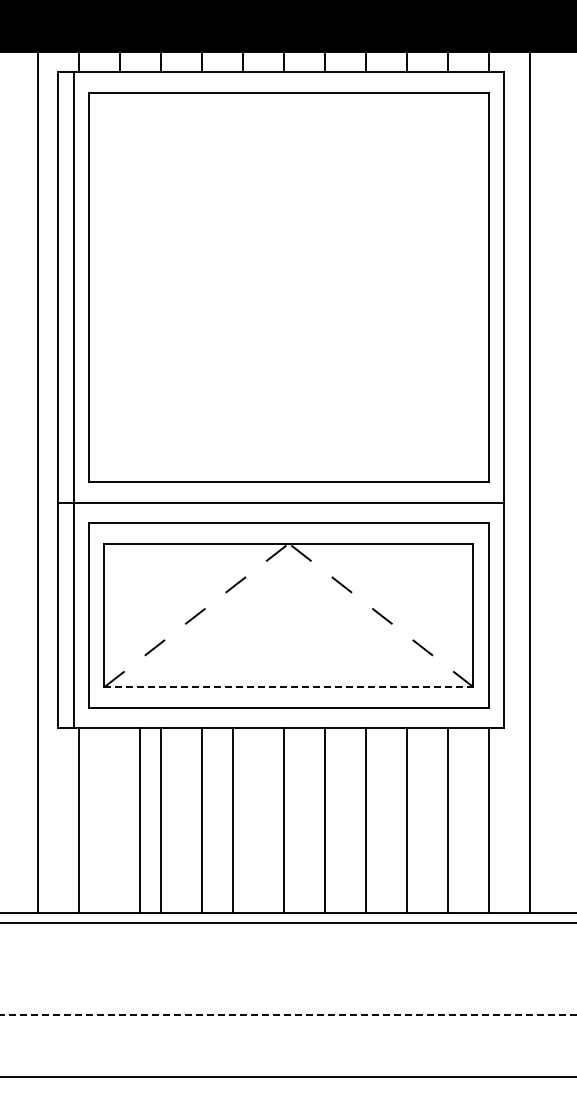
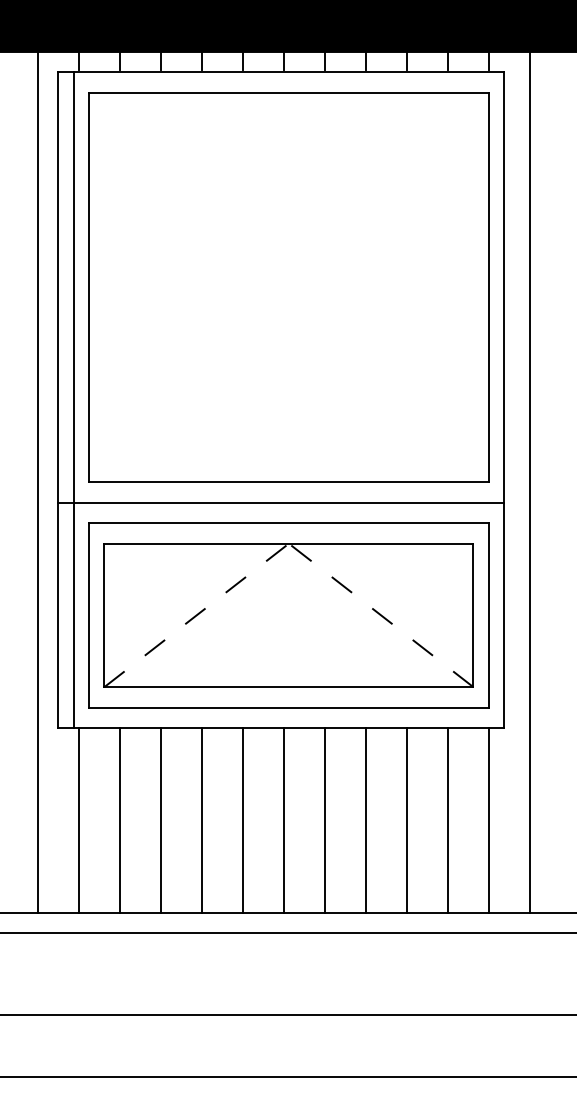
line: dashed -> solid (288, 687)
line position: (139, 820) -> (119, 820) (119, 820)
line position: (232, 820) -> (242, 820) (242, 820)
line position: (287, 923) -> (287, 933) (287, 933)
line: dashed -> solid (288, 1015)
